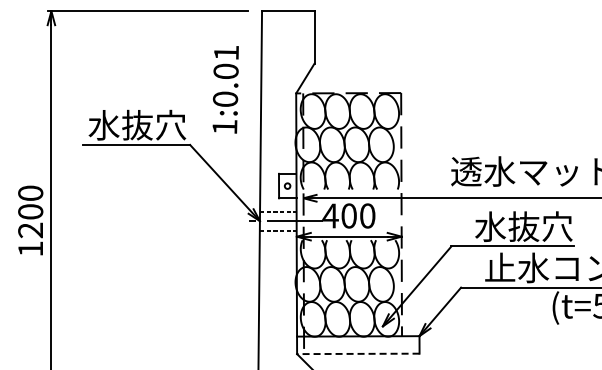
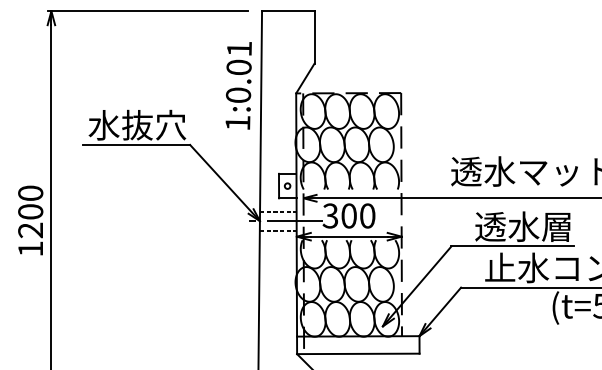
text position: (225, 89) -> (238, 85) (238, 85)
text: 400 -> 300 (330, 215)
text: 水抜穴 -> 透水層 (523, 226)
line: dashed -> solid (357, 353)
